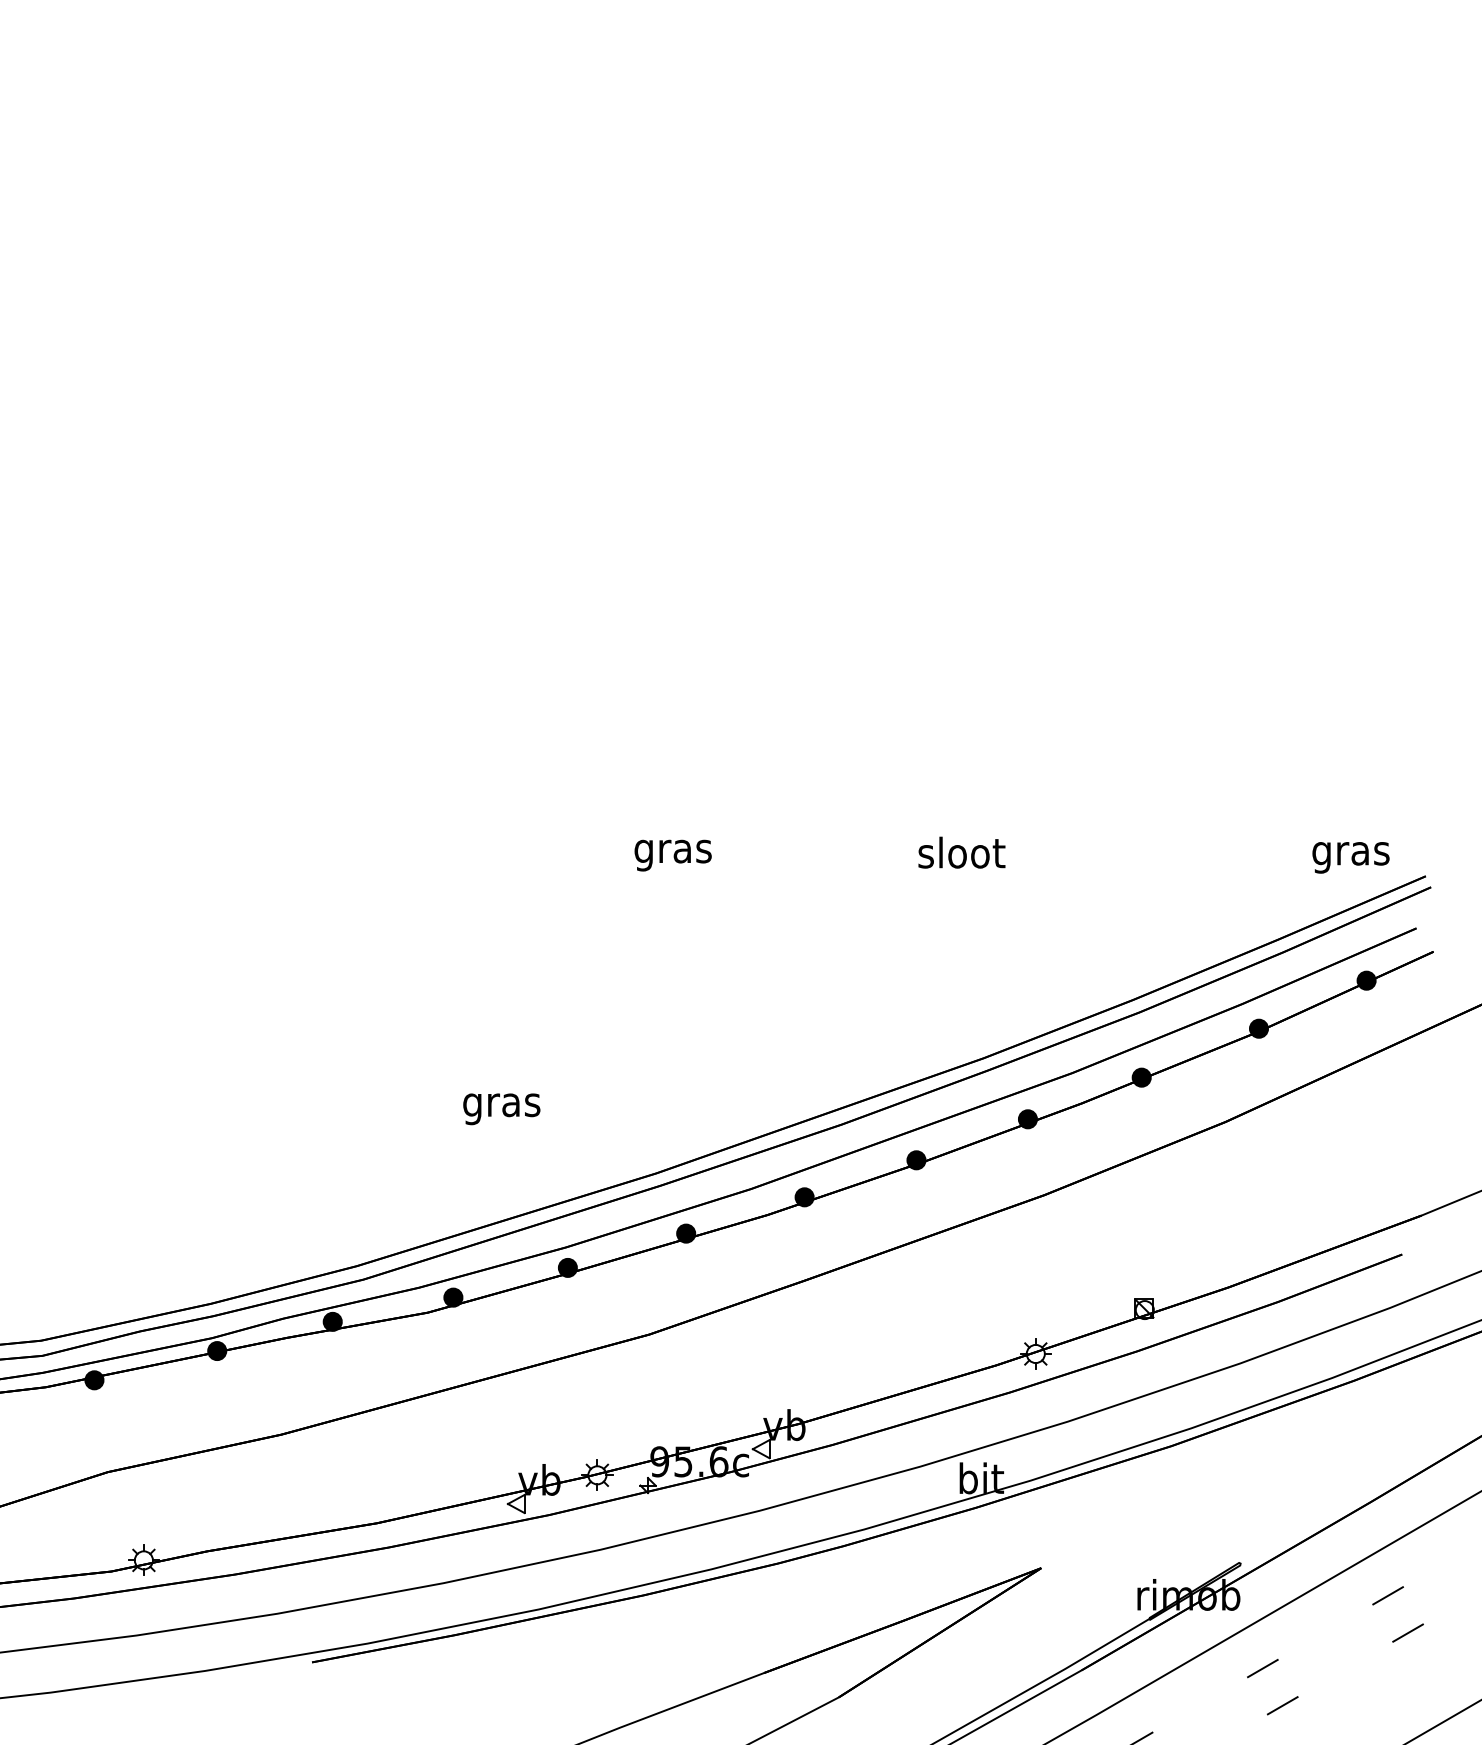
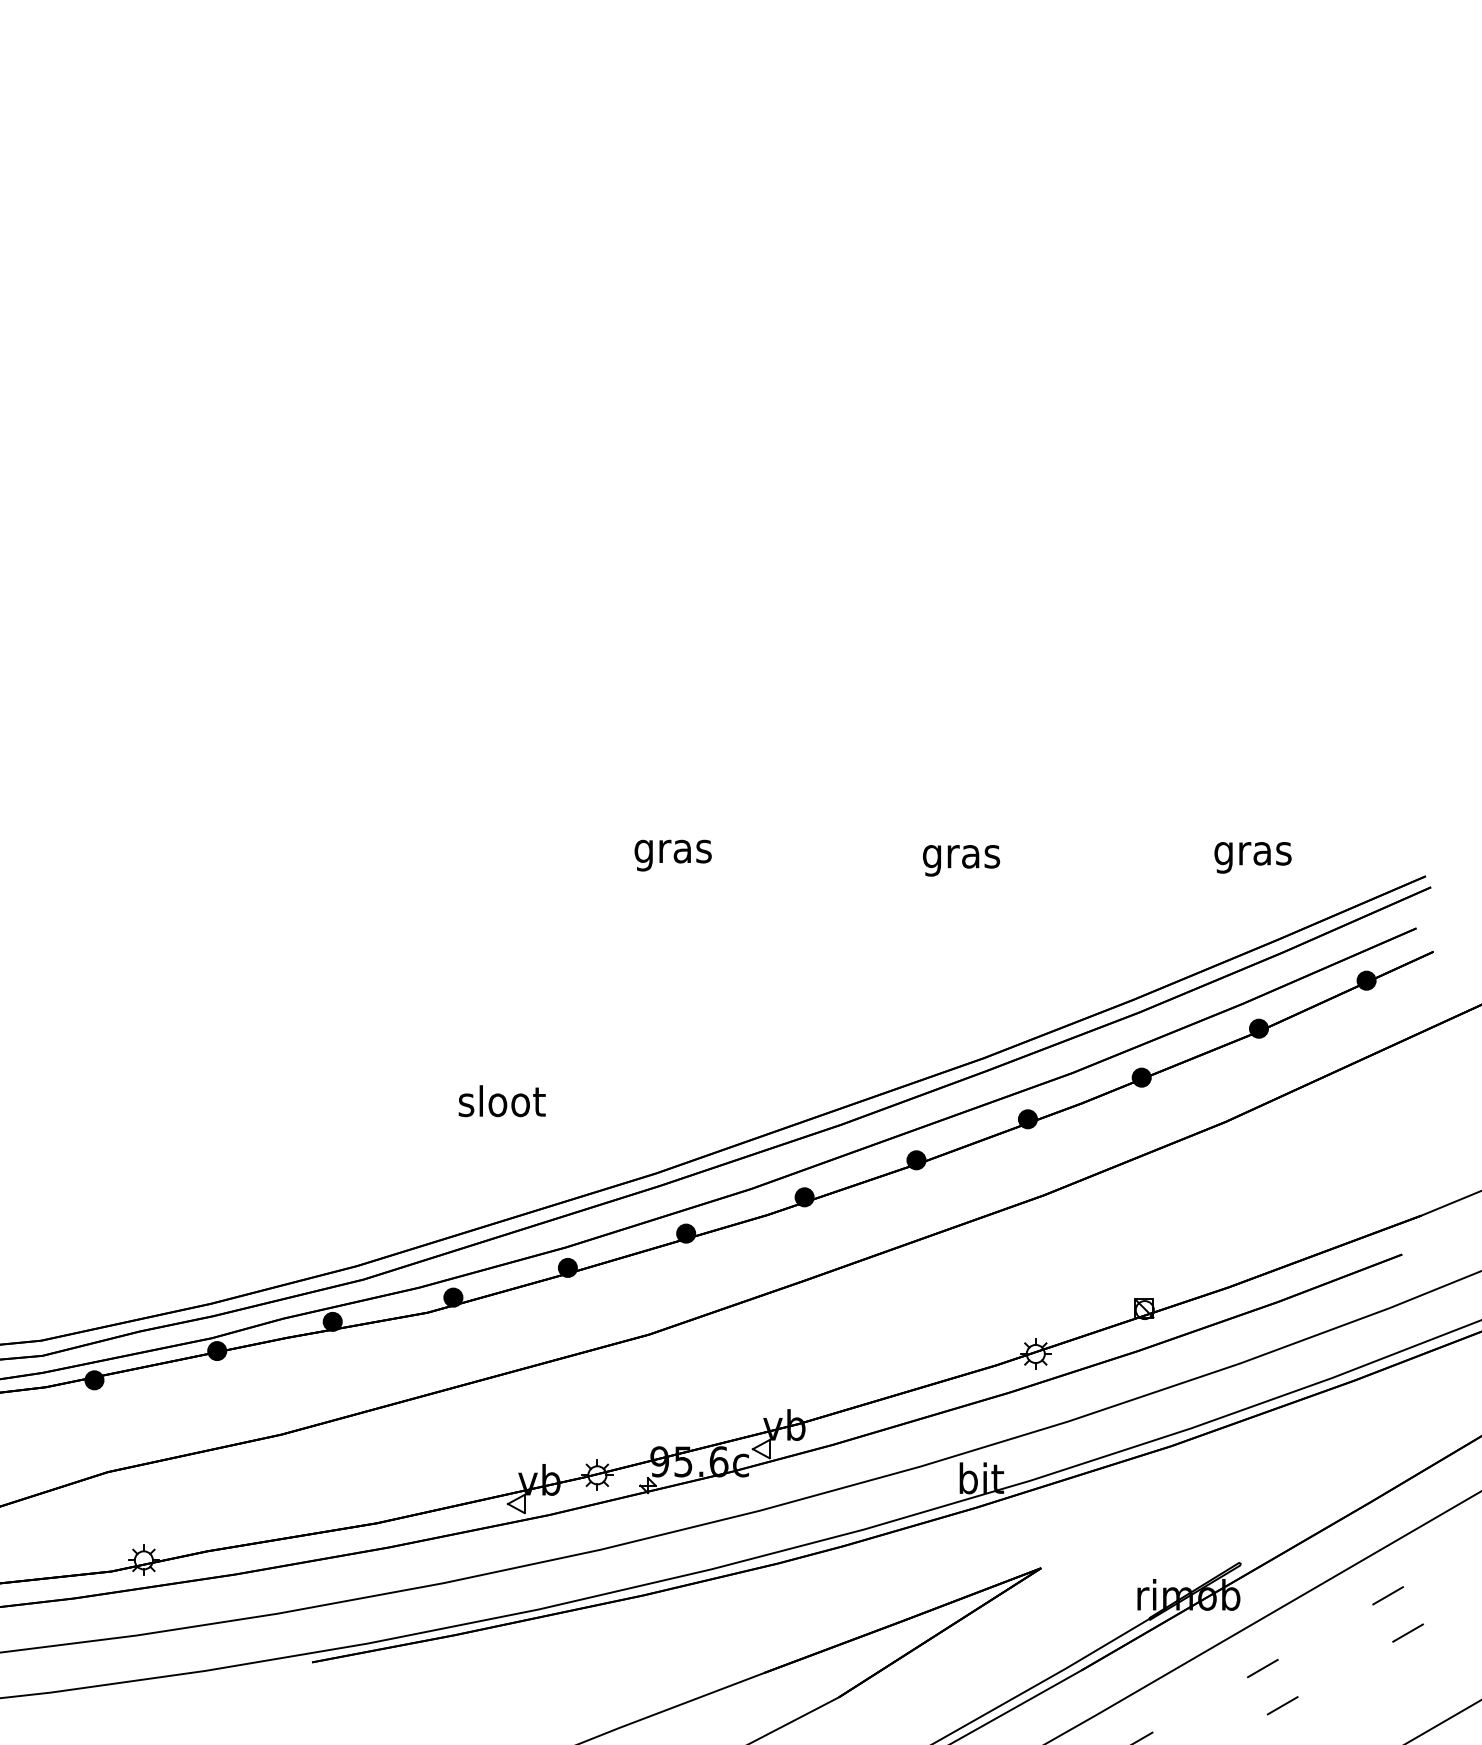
text: sloot -> gras (961, 856)
text position: (1350, 857) -> (1252, 857) (1252, 857)
text: gras -> sloot (501, 1105)
